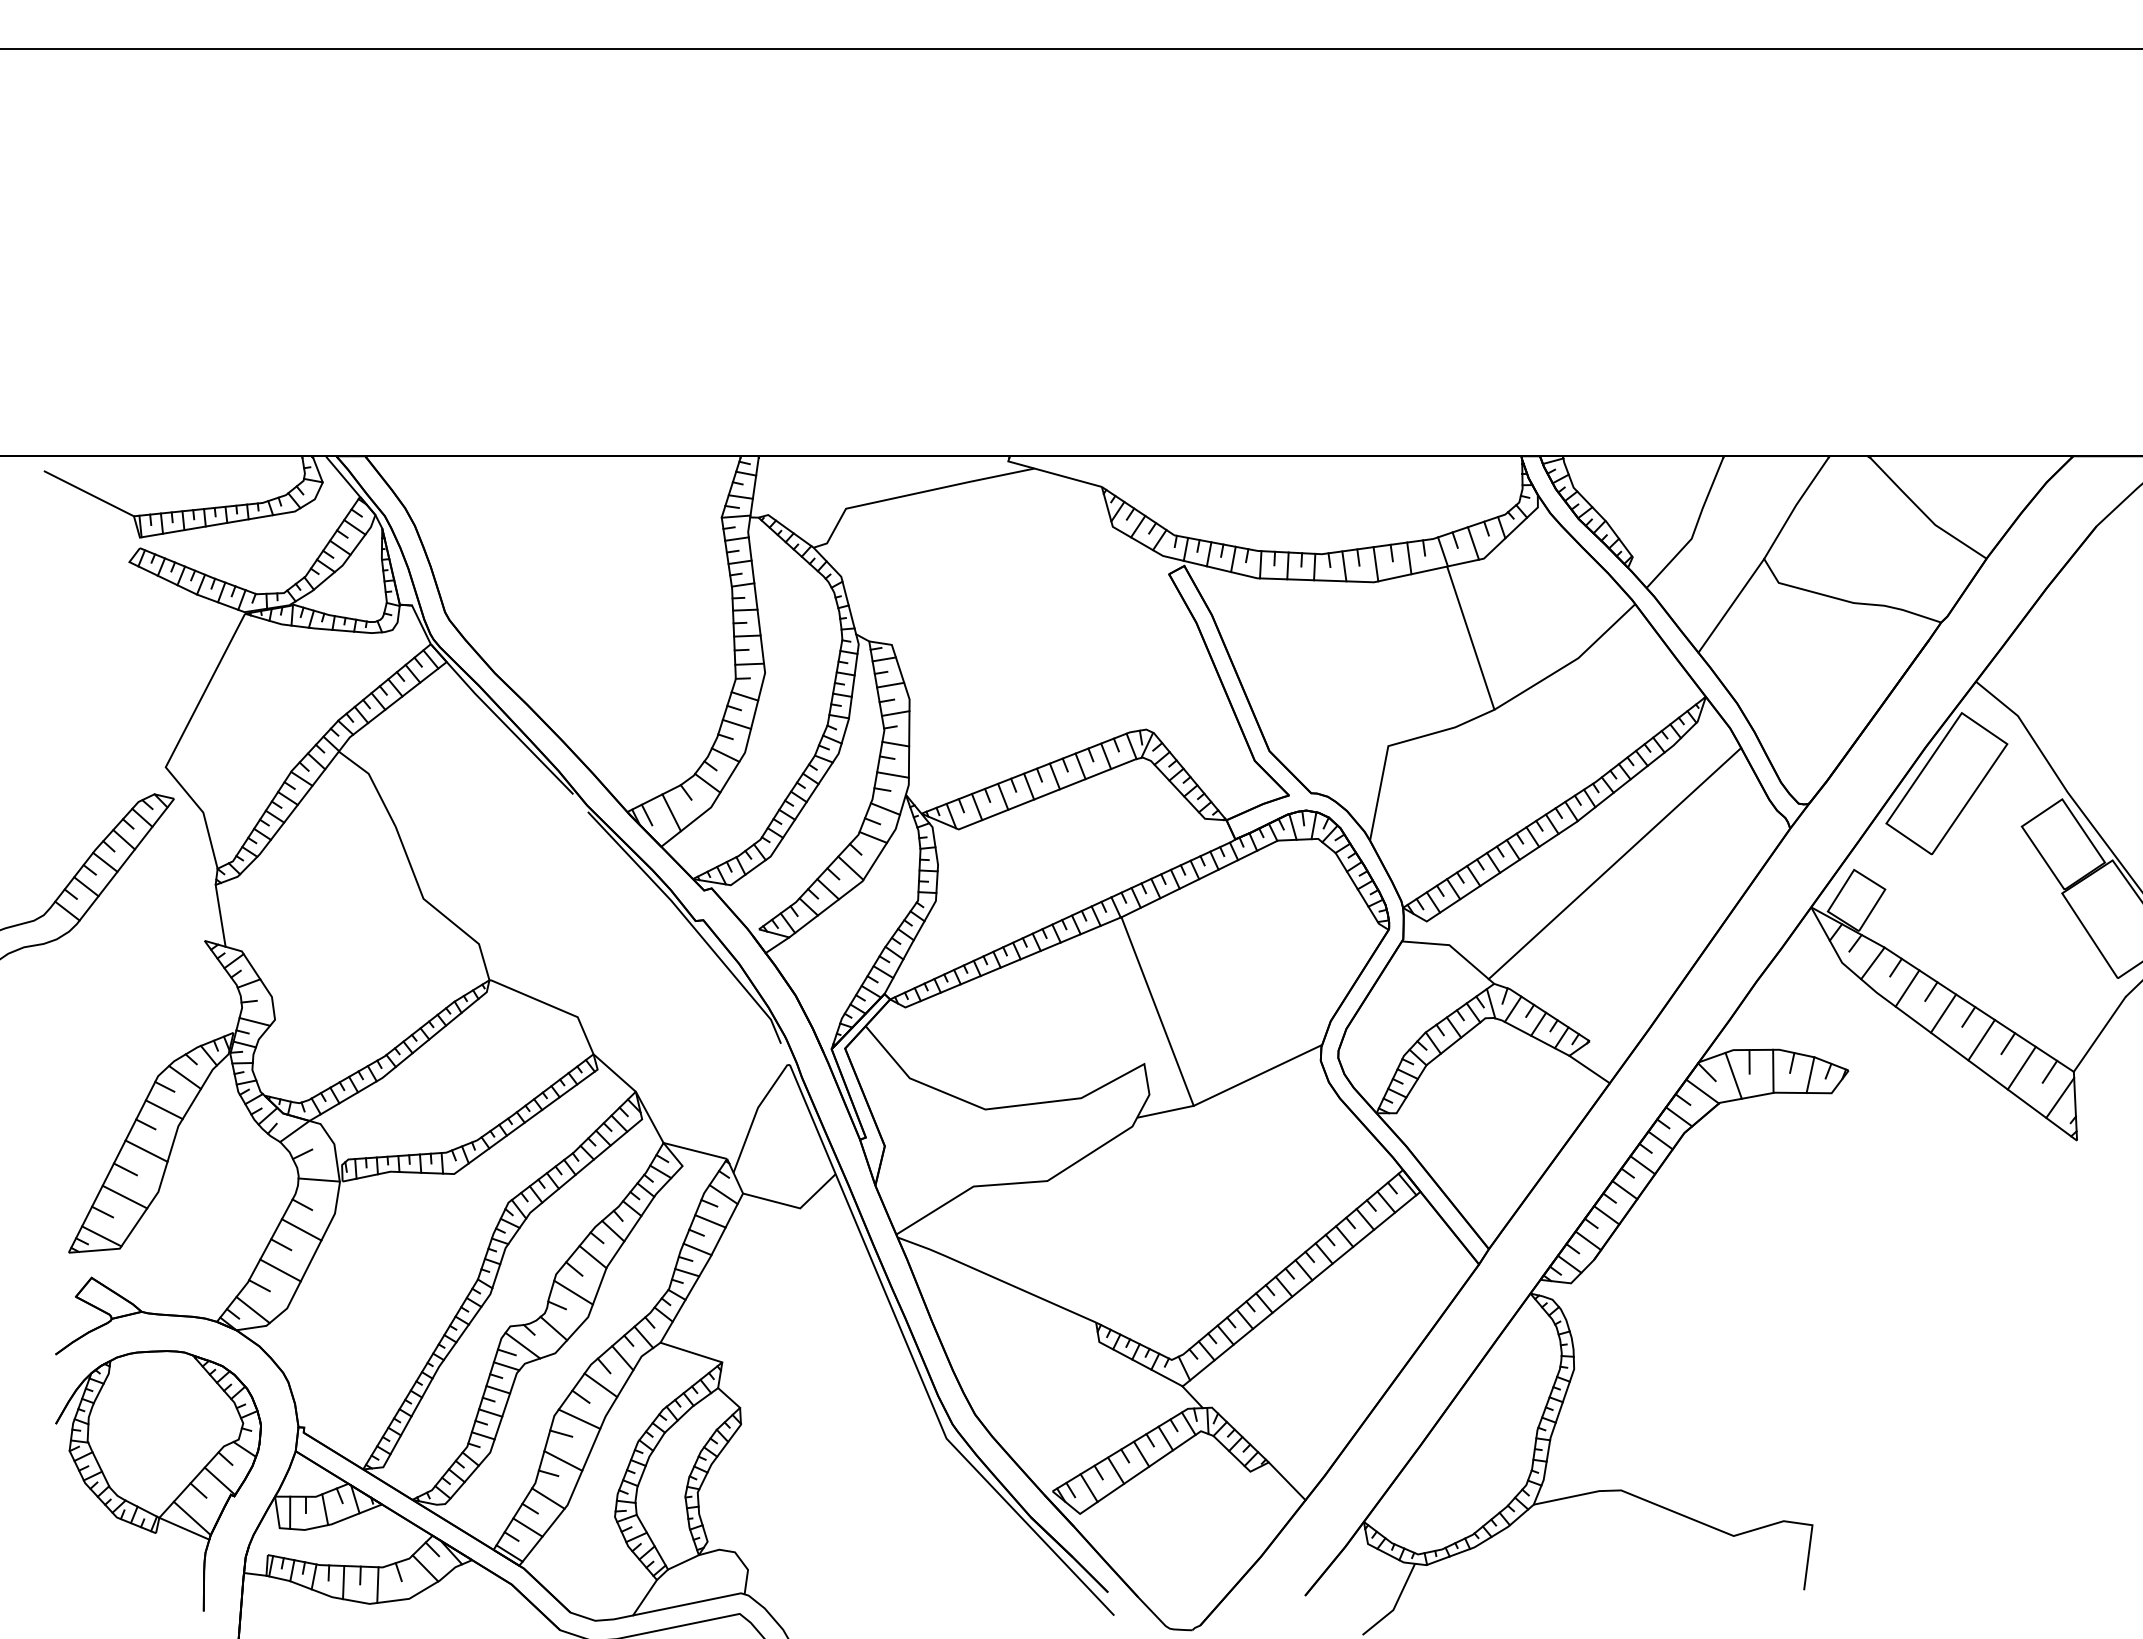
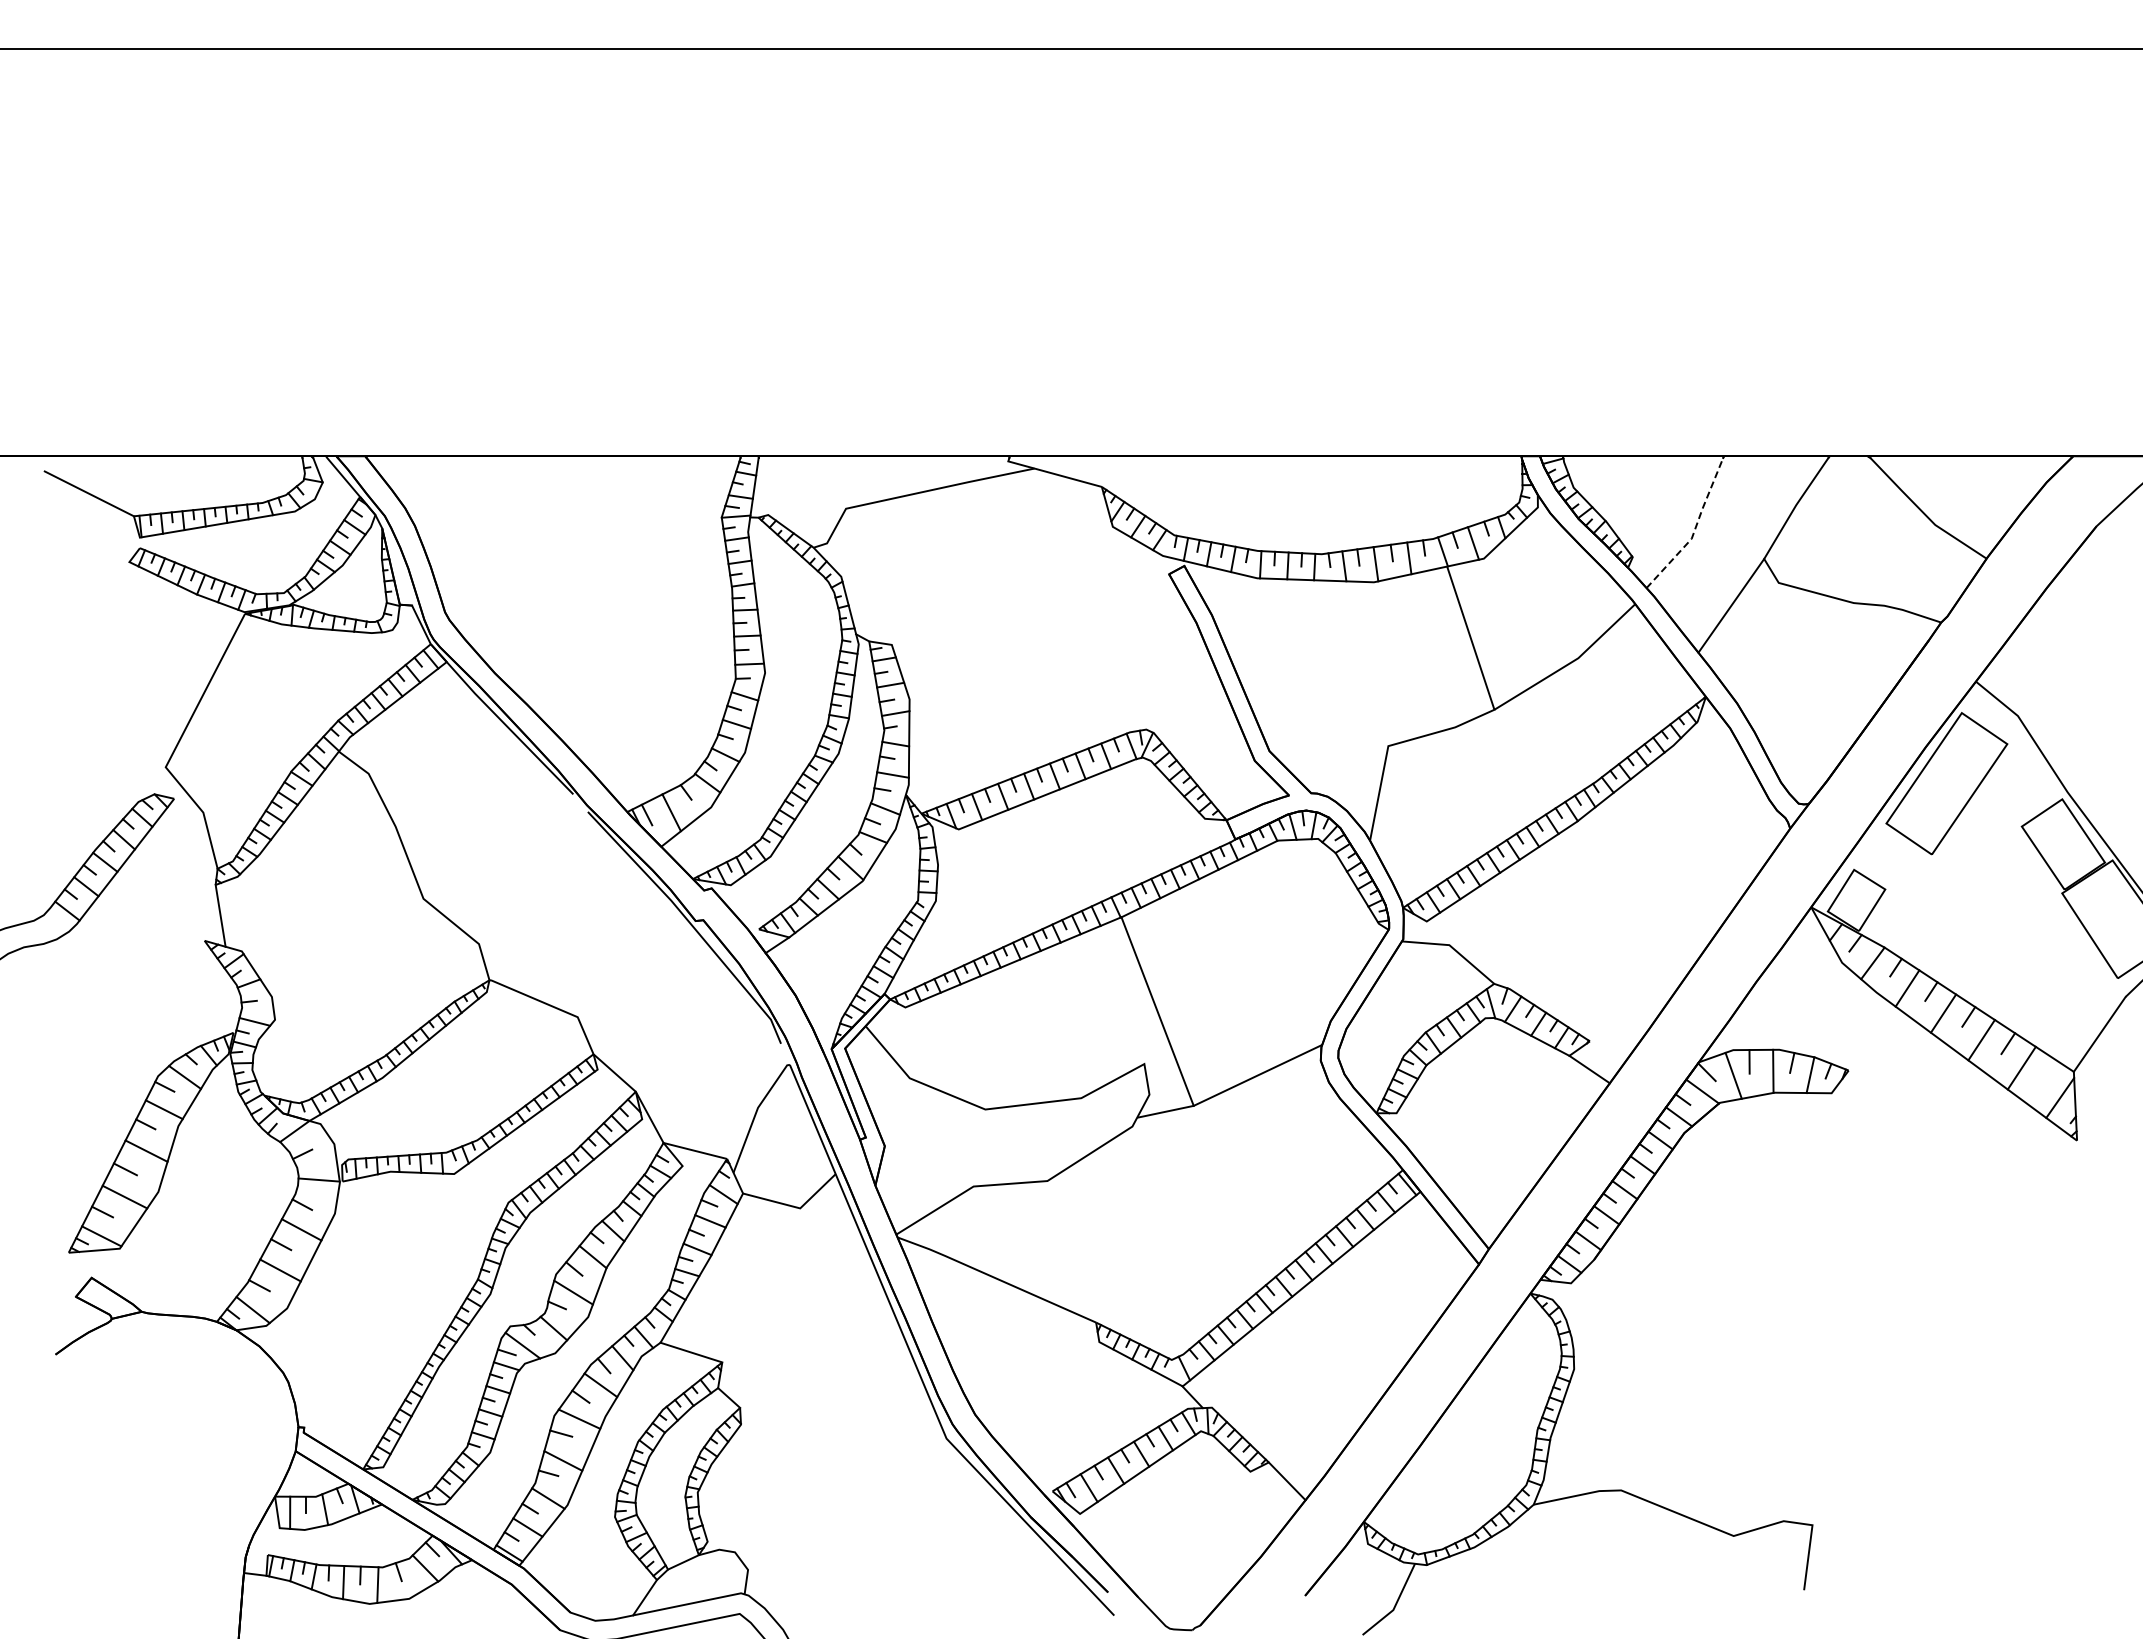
line: solid -> dashed (1695, 528)
line: present -> none (1614, 863)
line: present -> none (2049, 1071)
part: present -> none (158, 1480)
